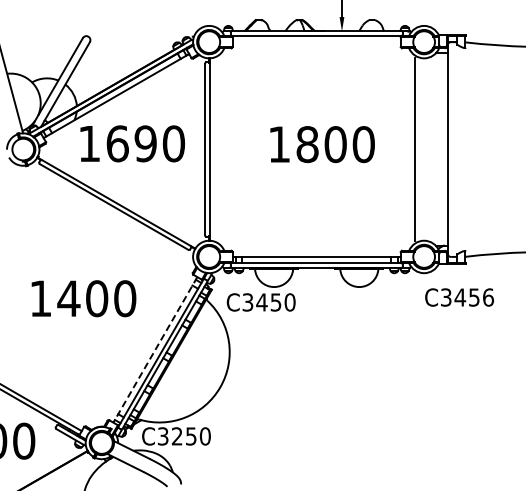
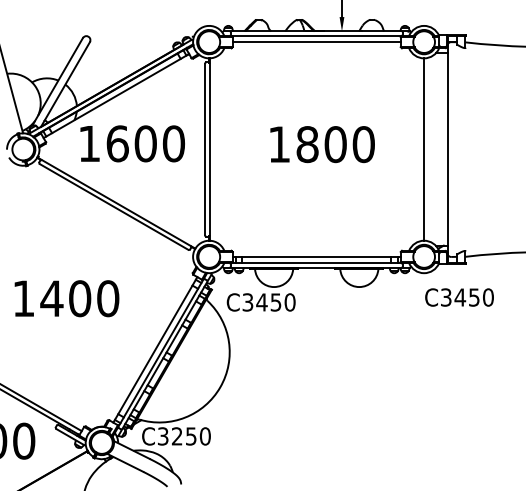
line: none -> present (316, 42)
text: 1690 -> 1600 (145, 143)
line position: (414, 149) -> (423, 149) (423, 149)
text: C3456 -> C3450 (488, 297)
text position: (83, 298) -> (66, 298) (66, 298)
line: dashed -> solid (155, 350)
